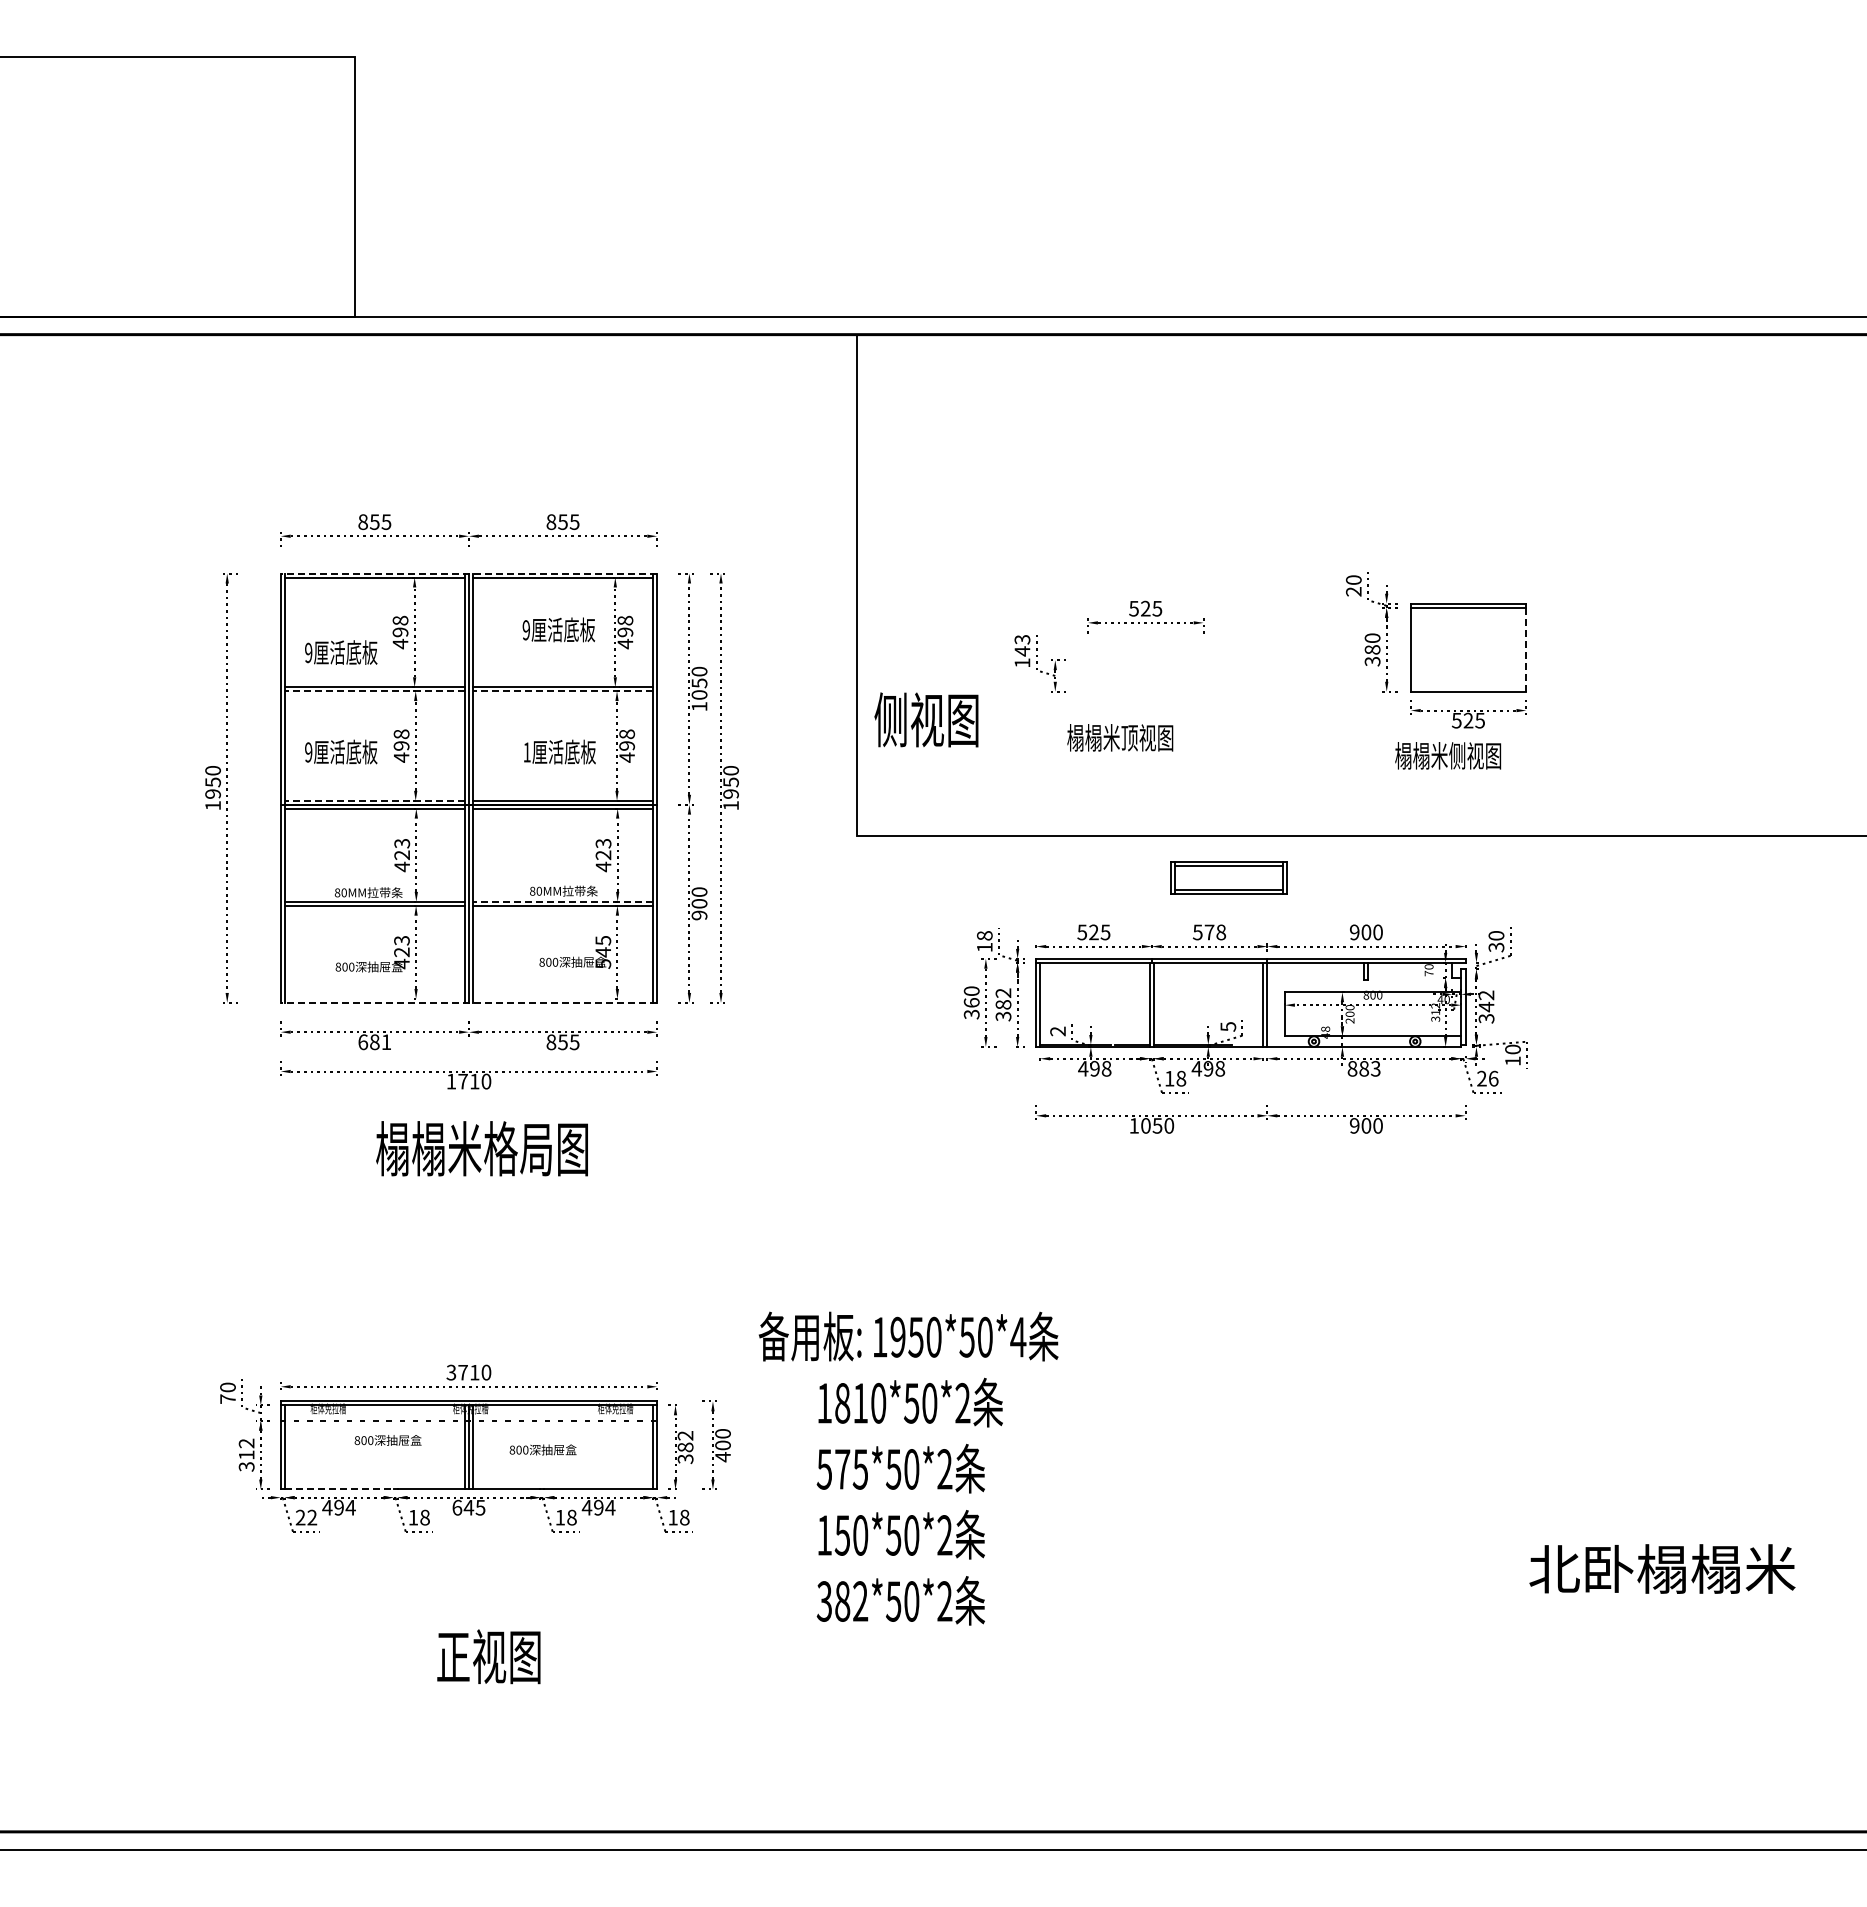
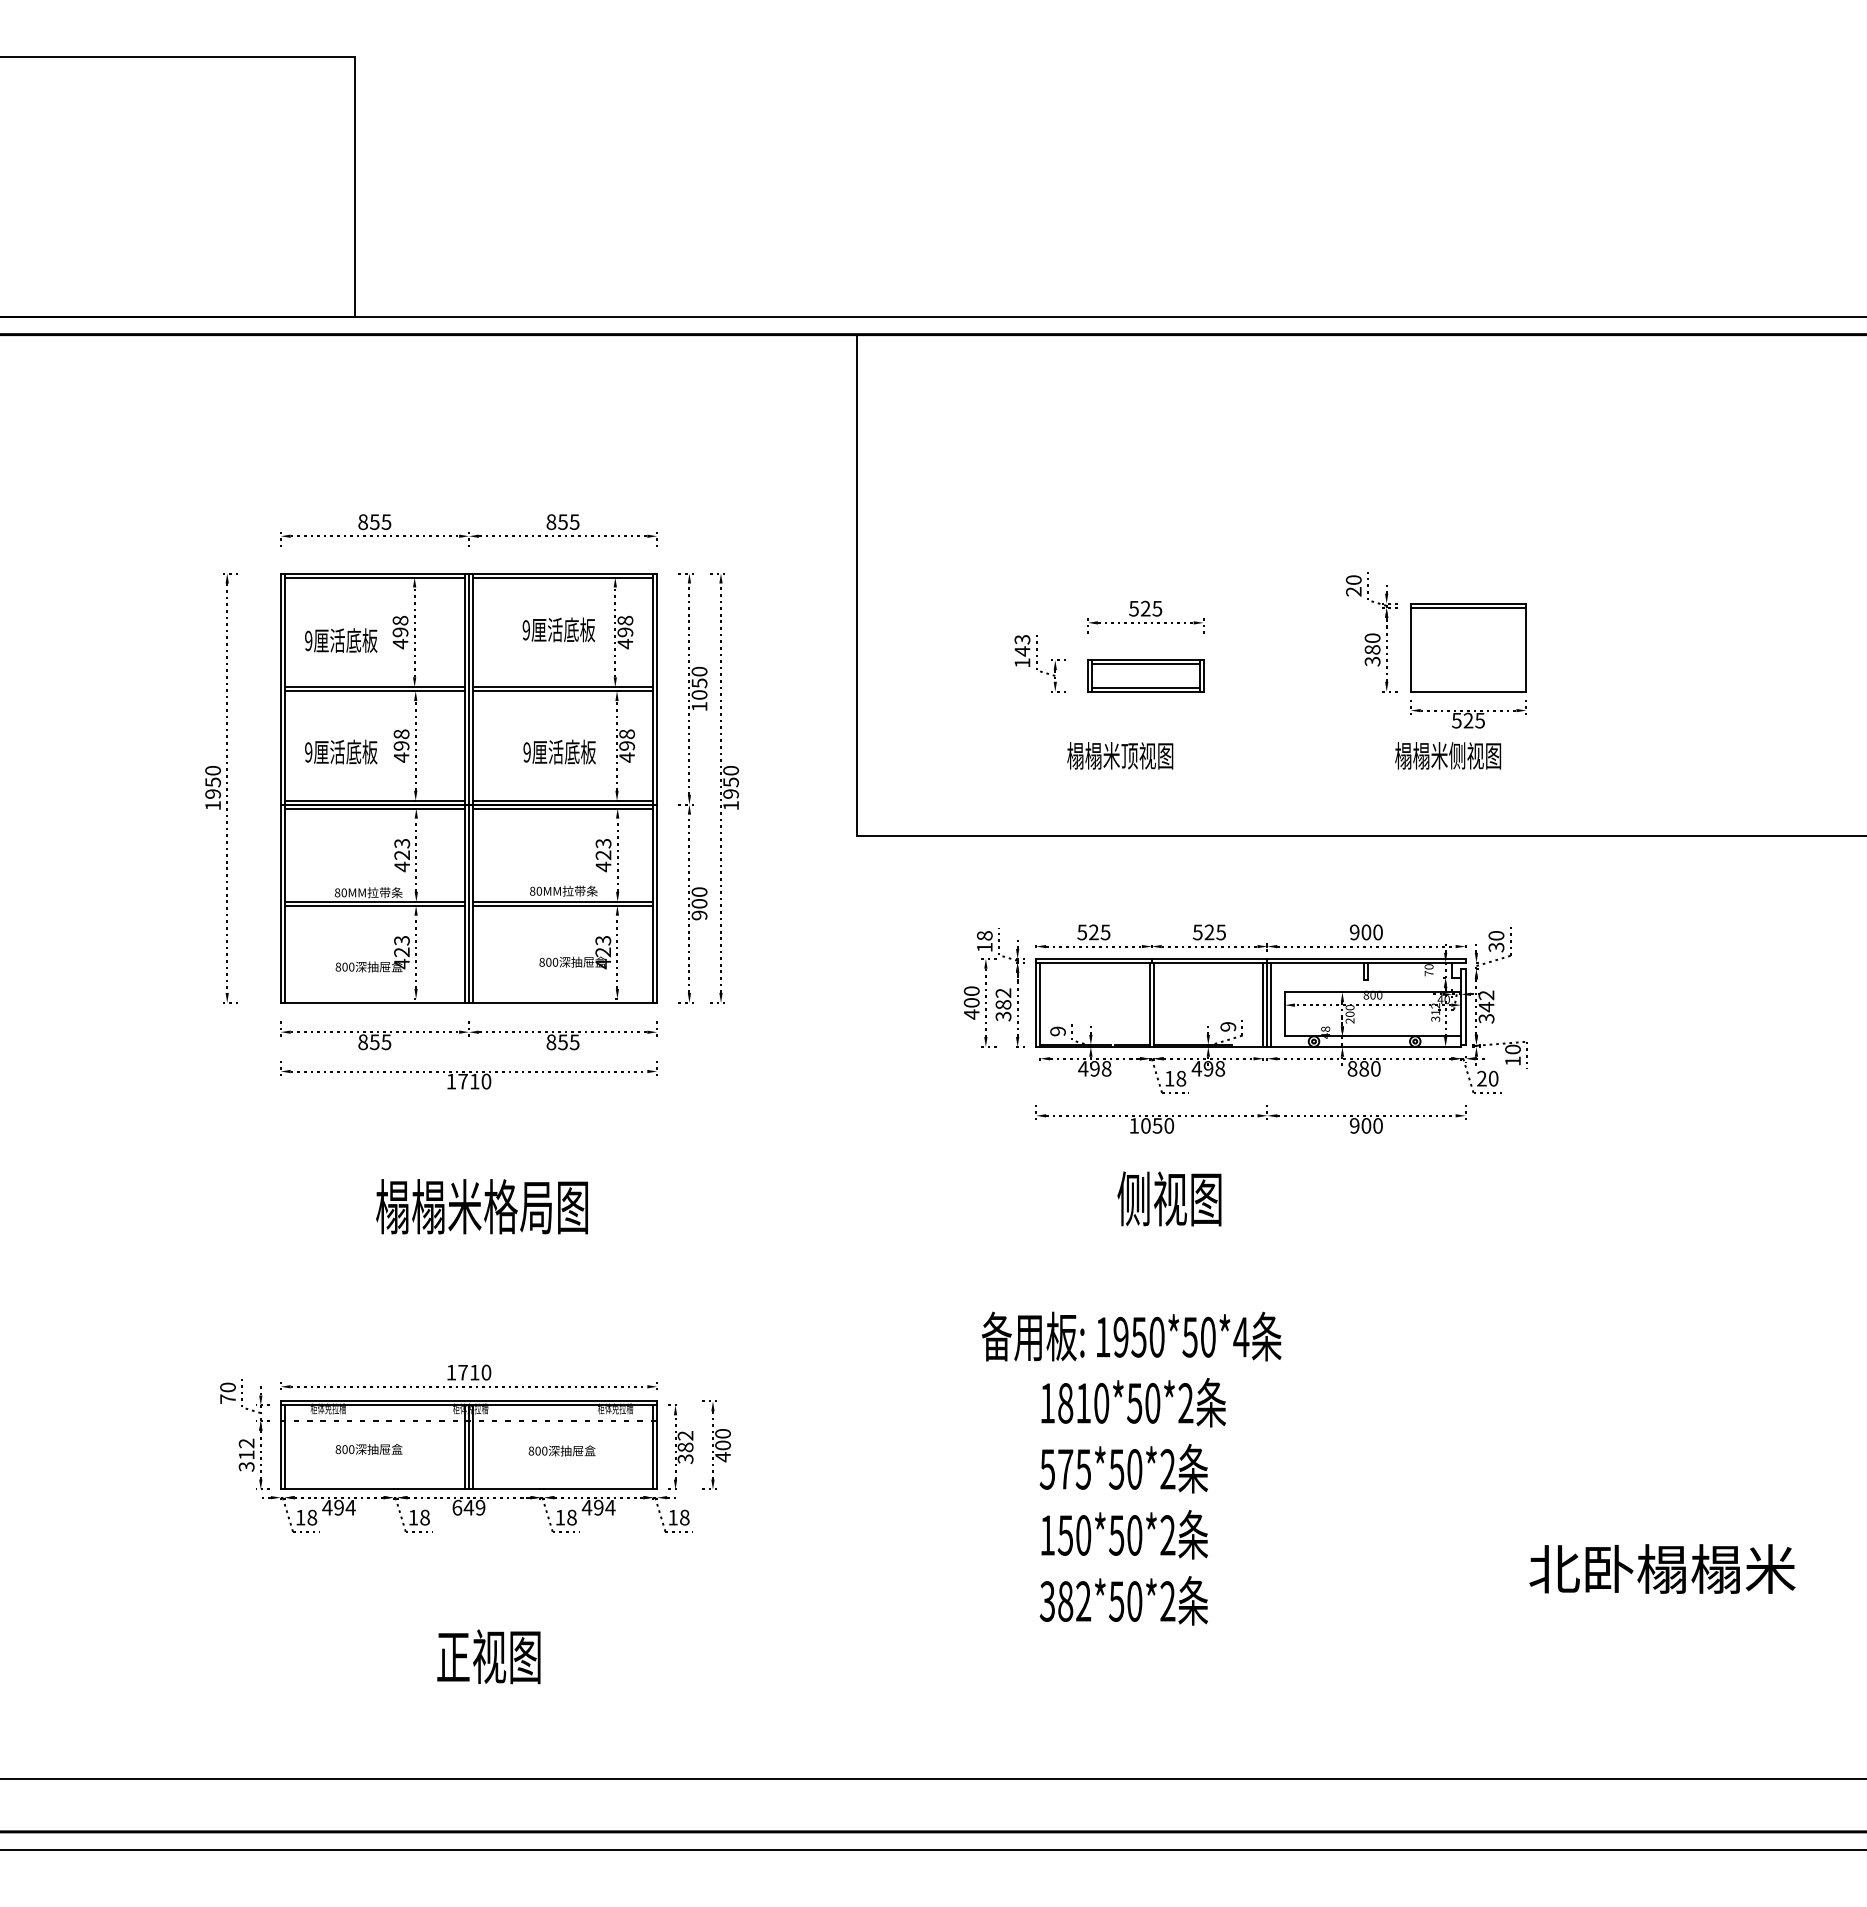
line: dashed -> solid (468, 573)
line: dashed -> solid (1526, 649)
text position: (341, 652) -> (341, 640) (341, 640)
line: dashed -> solid (374, 691)
line: dashed -> solid (562, 691)
text position: (926, 719) -> (1169, 1198) (1169, 1198)
text position: (1120, 737) -> (1120, 755) (1120, 755)
text: 1 -> 9 (526, 752)
line: dashed -> solid (374, 800)
part position: (1228, 877) -> (1145, 675) (1145, 675)
line: dashed -> solid (562, 901)
text: 578 -> 525 (1215, 932)
text: 545 -> 423 (603, 952)
line: dashed -> solid (468, 1002)
line: none -> present (1271, 1004)
text: 360 -> 400 (971, 1008)
text: 5 -> 9 (1228, 1026)
text: 2 -> 9 (1057, 1031)
text: 681 -> 855 (374, 1042)
text: 883 -> 880 (1375, 1068)
text: 26 -> 20 (1493, 1078)
text position: (481, 1148) -> (481, 1206) (481, 1206)
text: 3710 -> 1710 (451, 1372)
text position: (387, 1440) -> (368, 1449) (368, 1449)
text position: (542, 1449) -> (561, 1450) (561, 1450)
text position: (908, 1468) -> (1131, 1468) (1131, 1468)
line: dashed -> solid (339, 1489)
text: 645 -> 649 (480, 1507)
text: 22 -> 18 (306, 1517)
line: none -> present (932, 1778)
